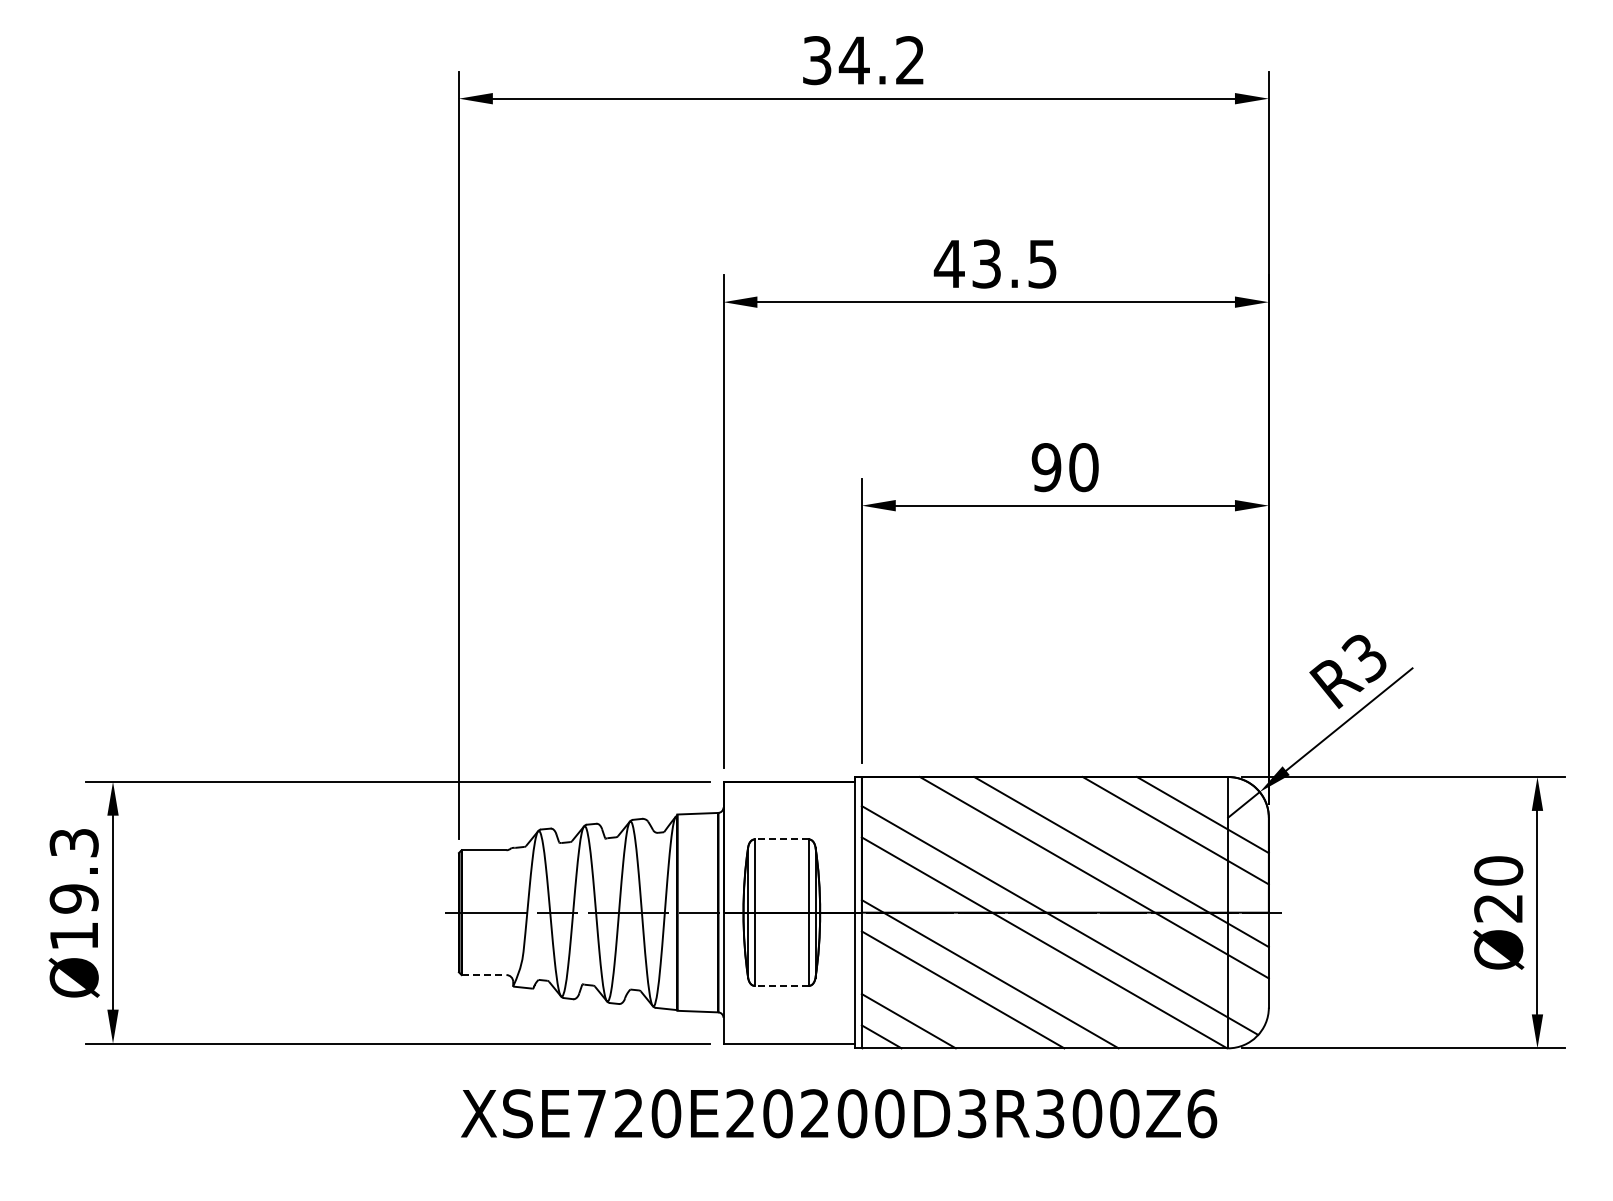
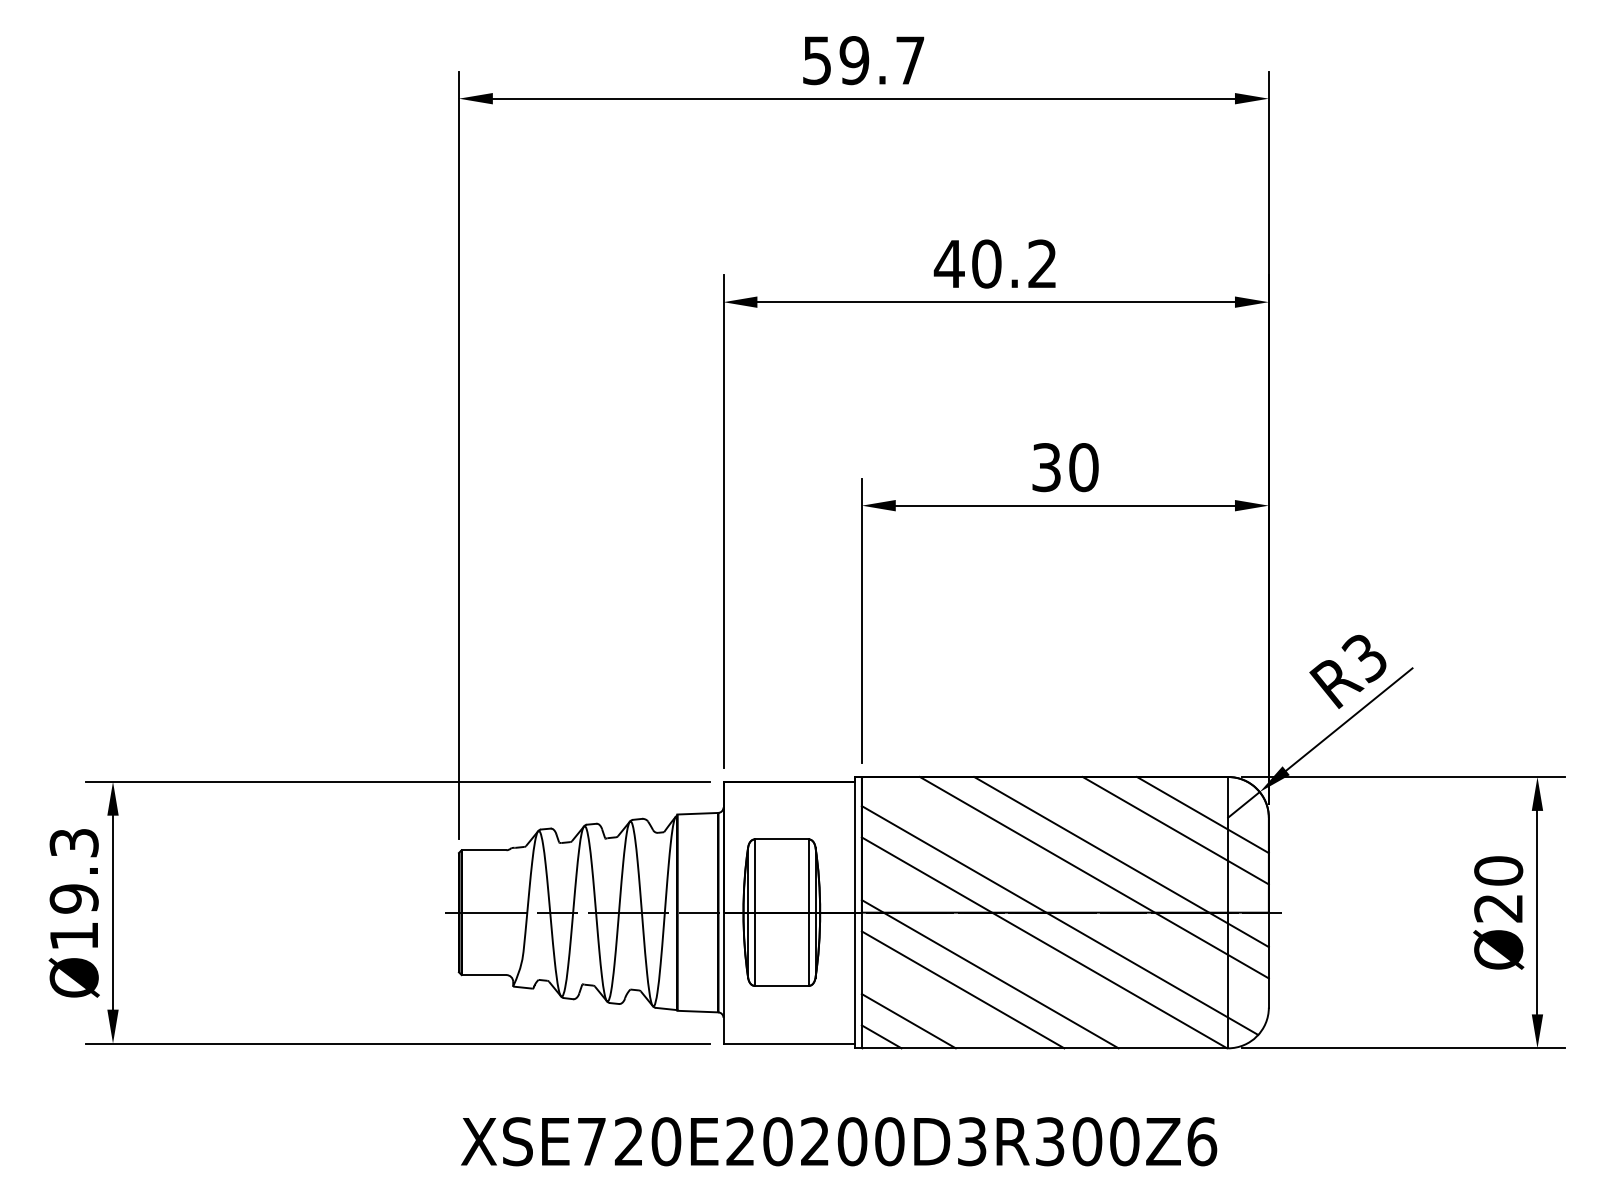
text: 34.2 -> 59.7 (863, 60)
text: 43.5 -> 40.2 (1014, 263)
text: 90 -> 30 (1046, 467)
line: dashed -> solid (781, 839)
line: dashed -> solid (484, 975)
line: dashed -> solid (781, 985)
text position: (839, 1113) -> (839, 1141) (839, 1141)
